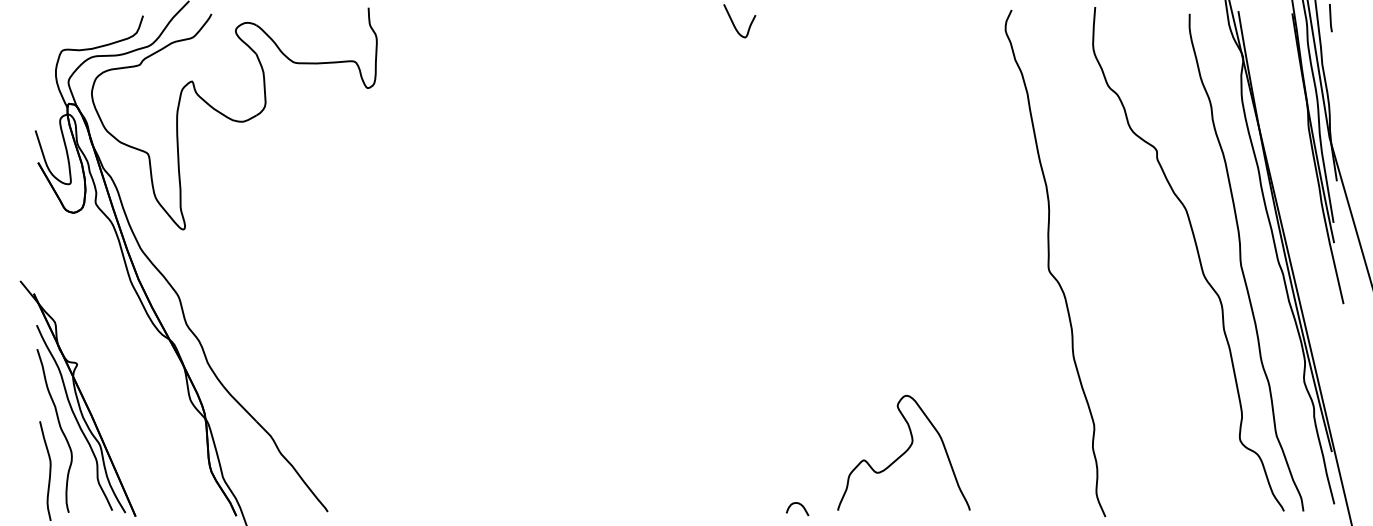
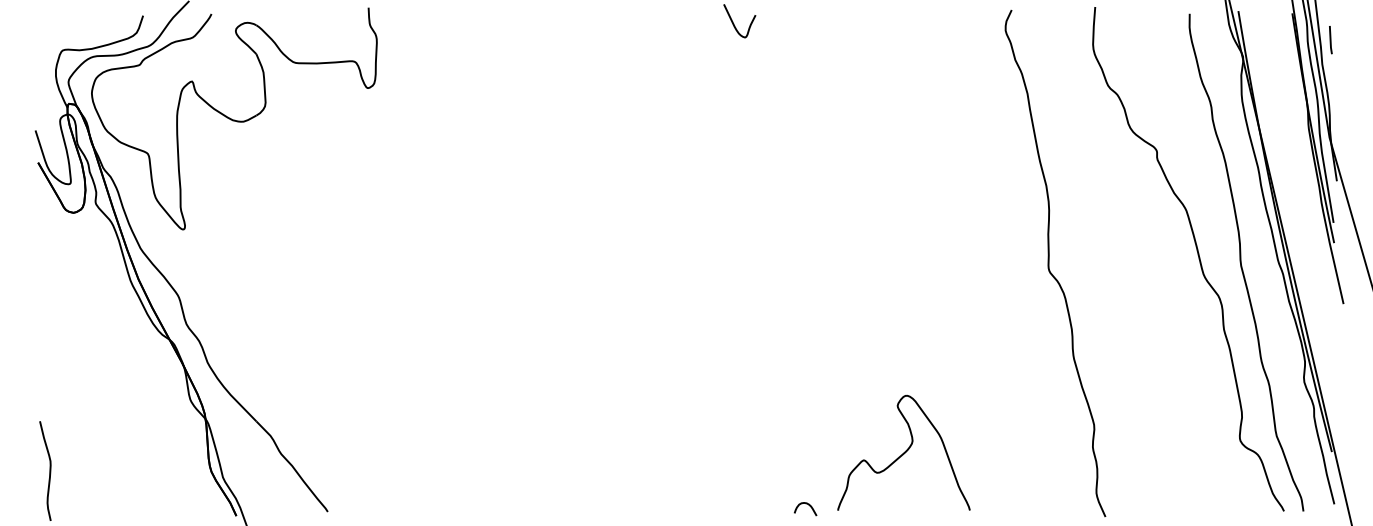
line position: (1330, 18) -> (1330, 40) (1330, 40)
part: present -> none (77, 398)
curve position: (797, 504) -> (805, 504) (805, 504)
